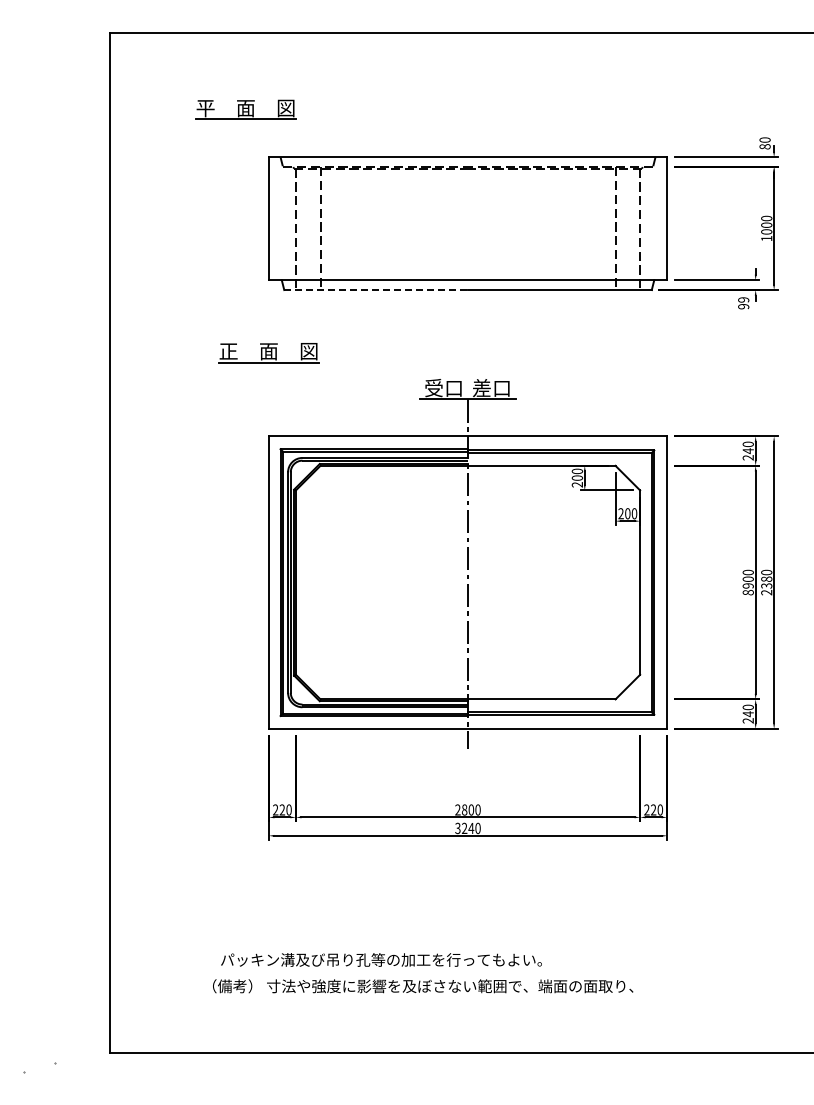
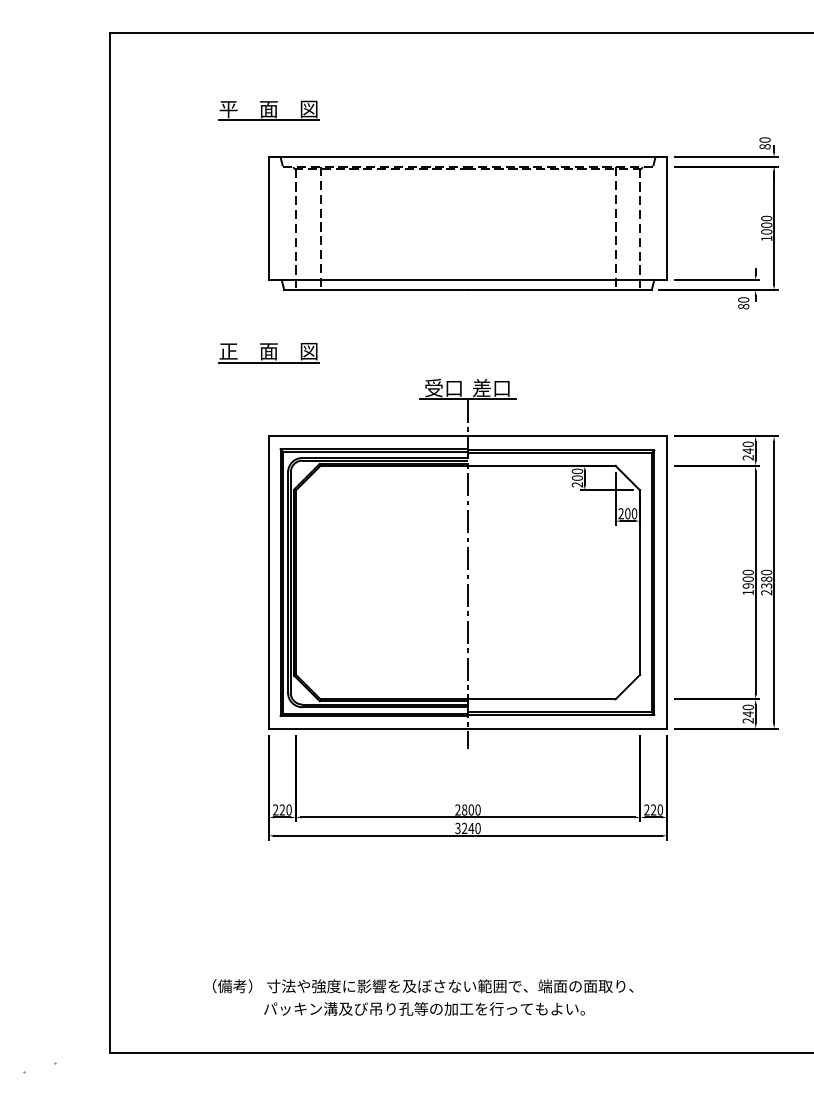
part position: (245, 109) -> (268, 110) (268, 110)
line: dashed -> solid (376, 290)
text: 99 -> 80 (743, 303)
text: 8900 -> 1900 (747, 592)
text position: (381, 959) -> (424, 1008) (424, 1008)
